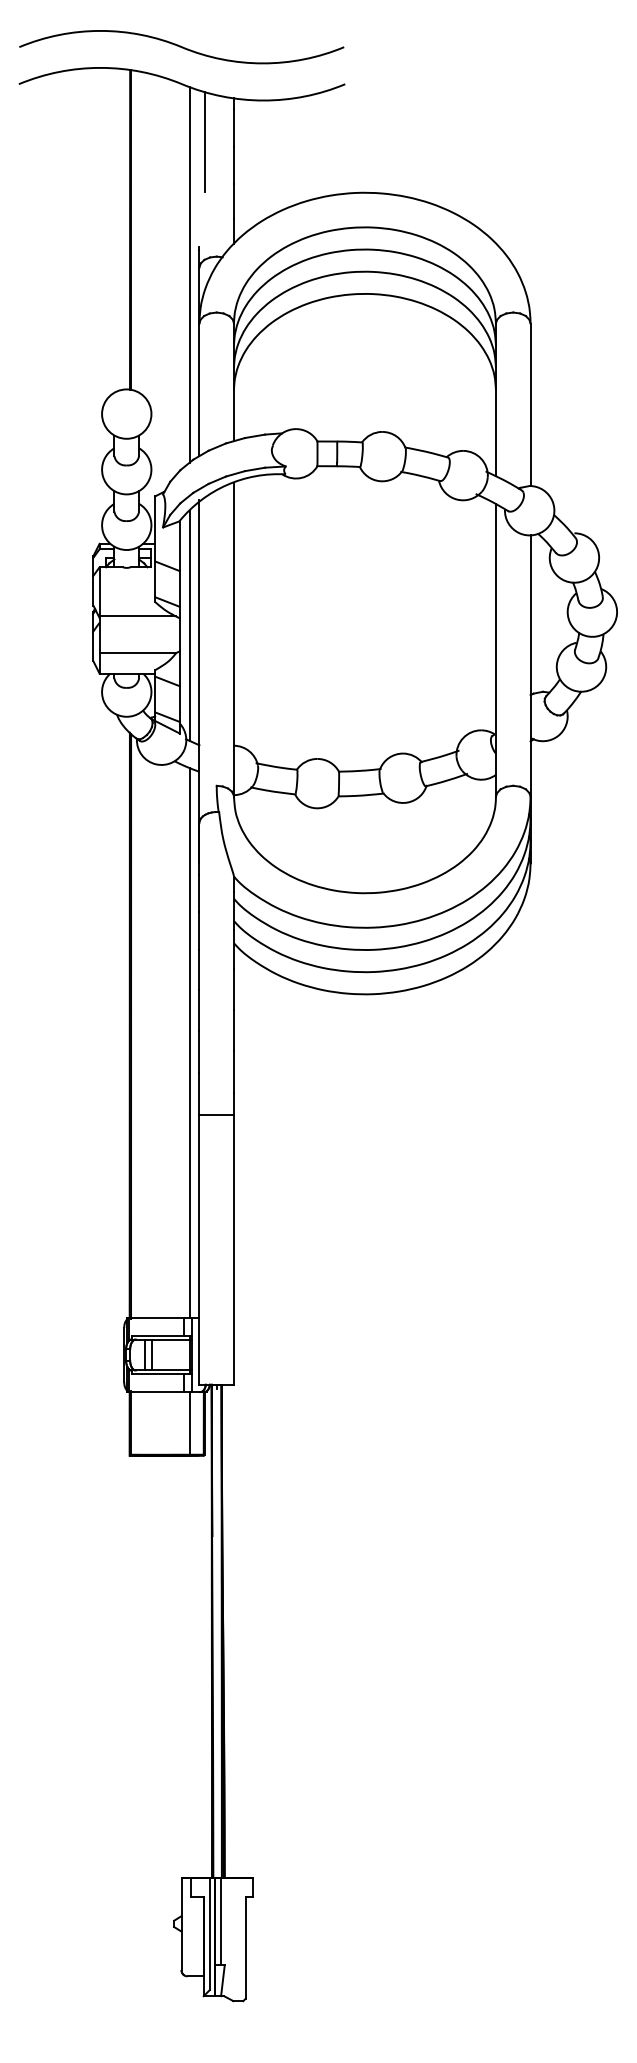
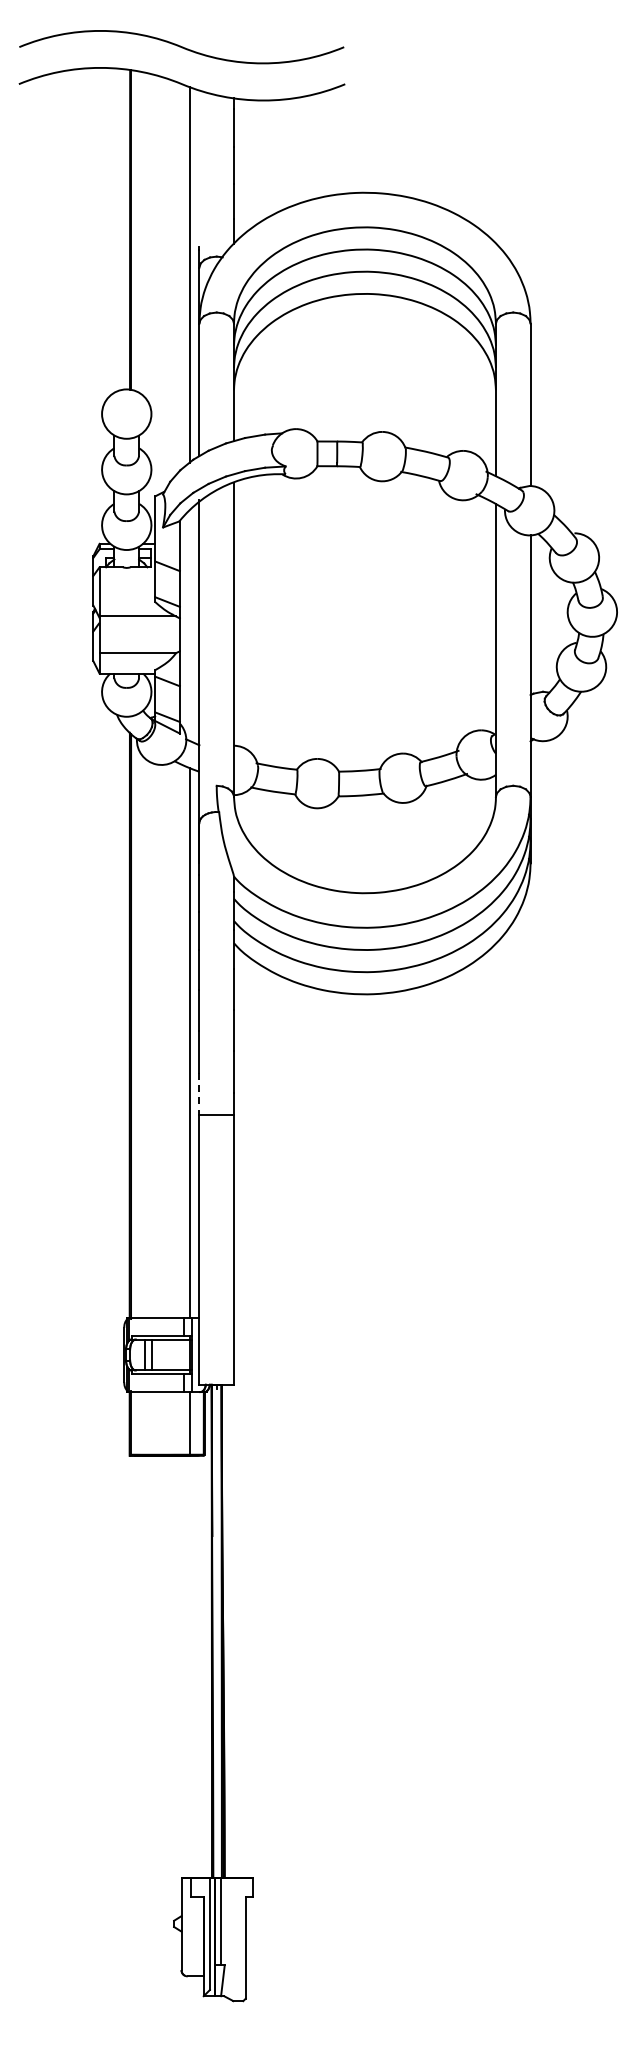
line: present -> none (205, 142)
line: present -> none (189, 625)
line: solid -> dashed (199, 1094)
